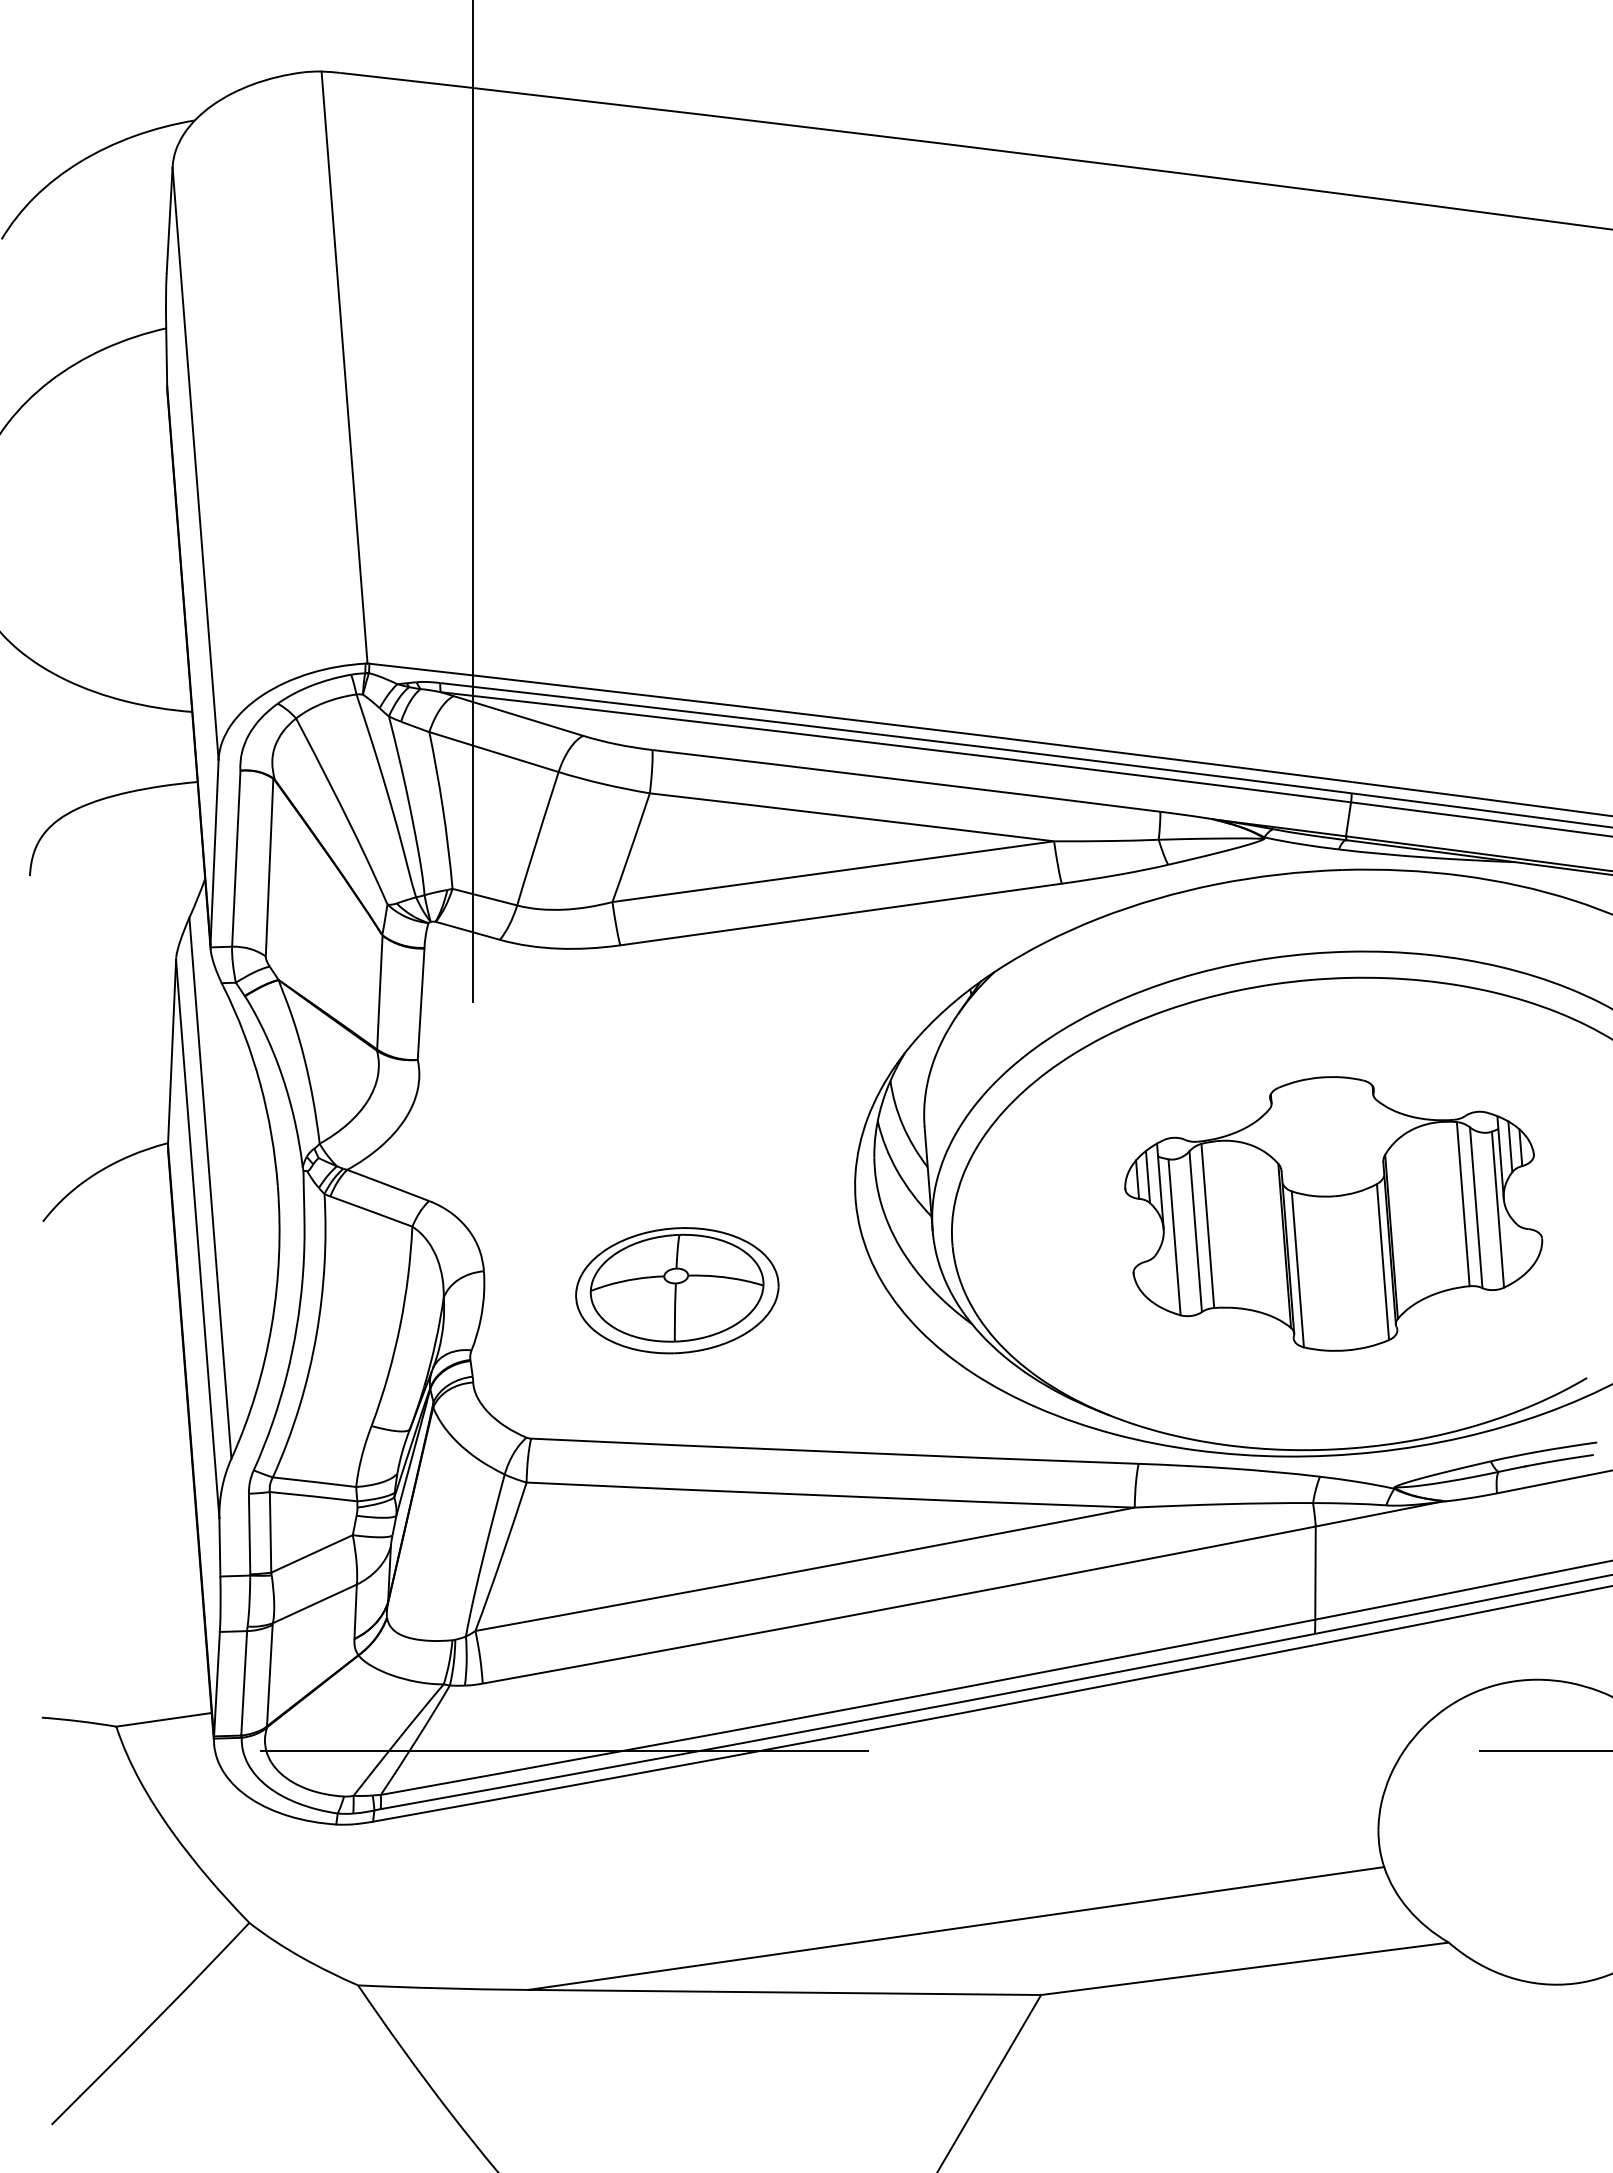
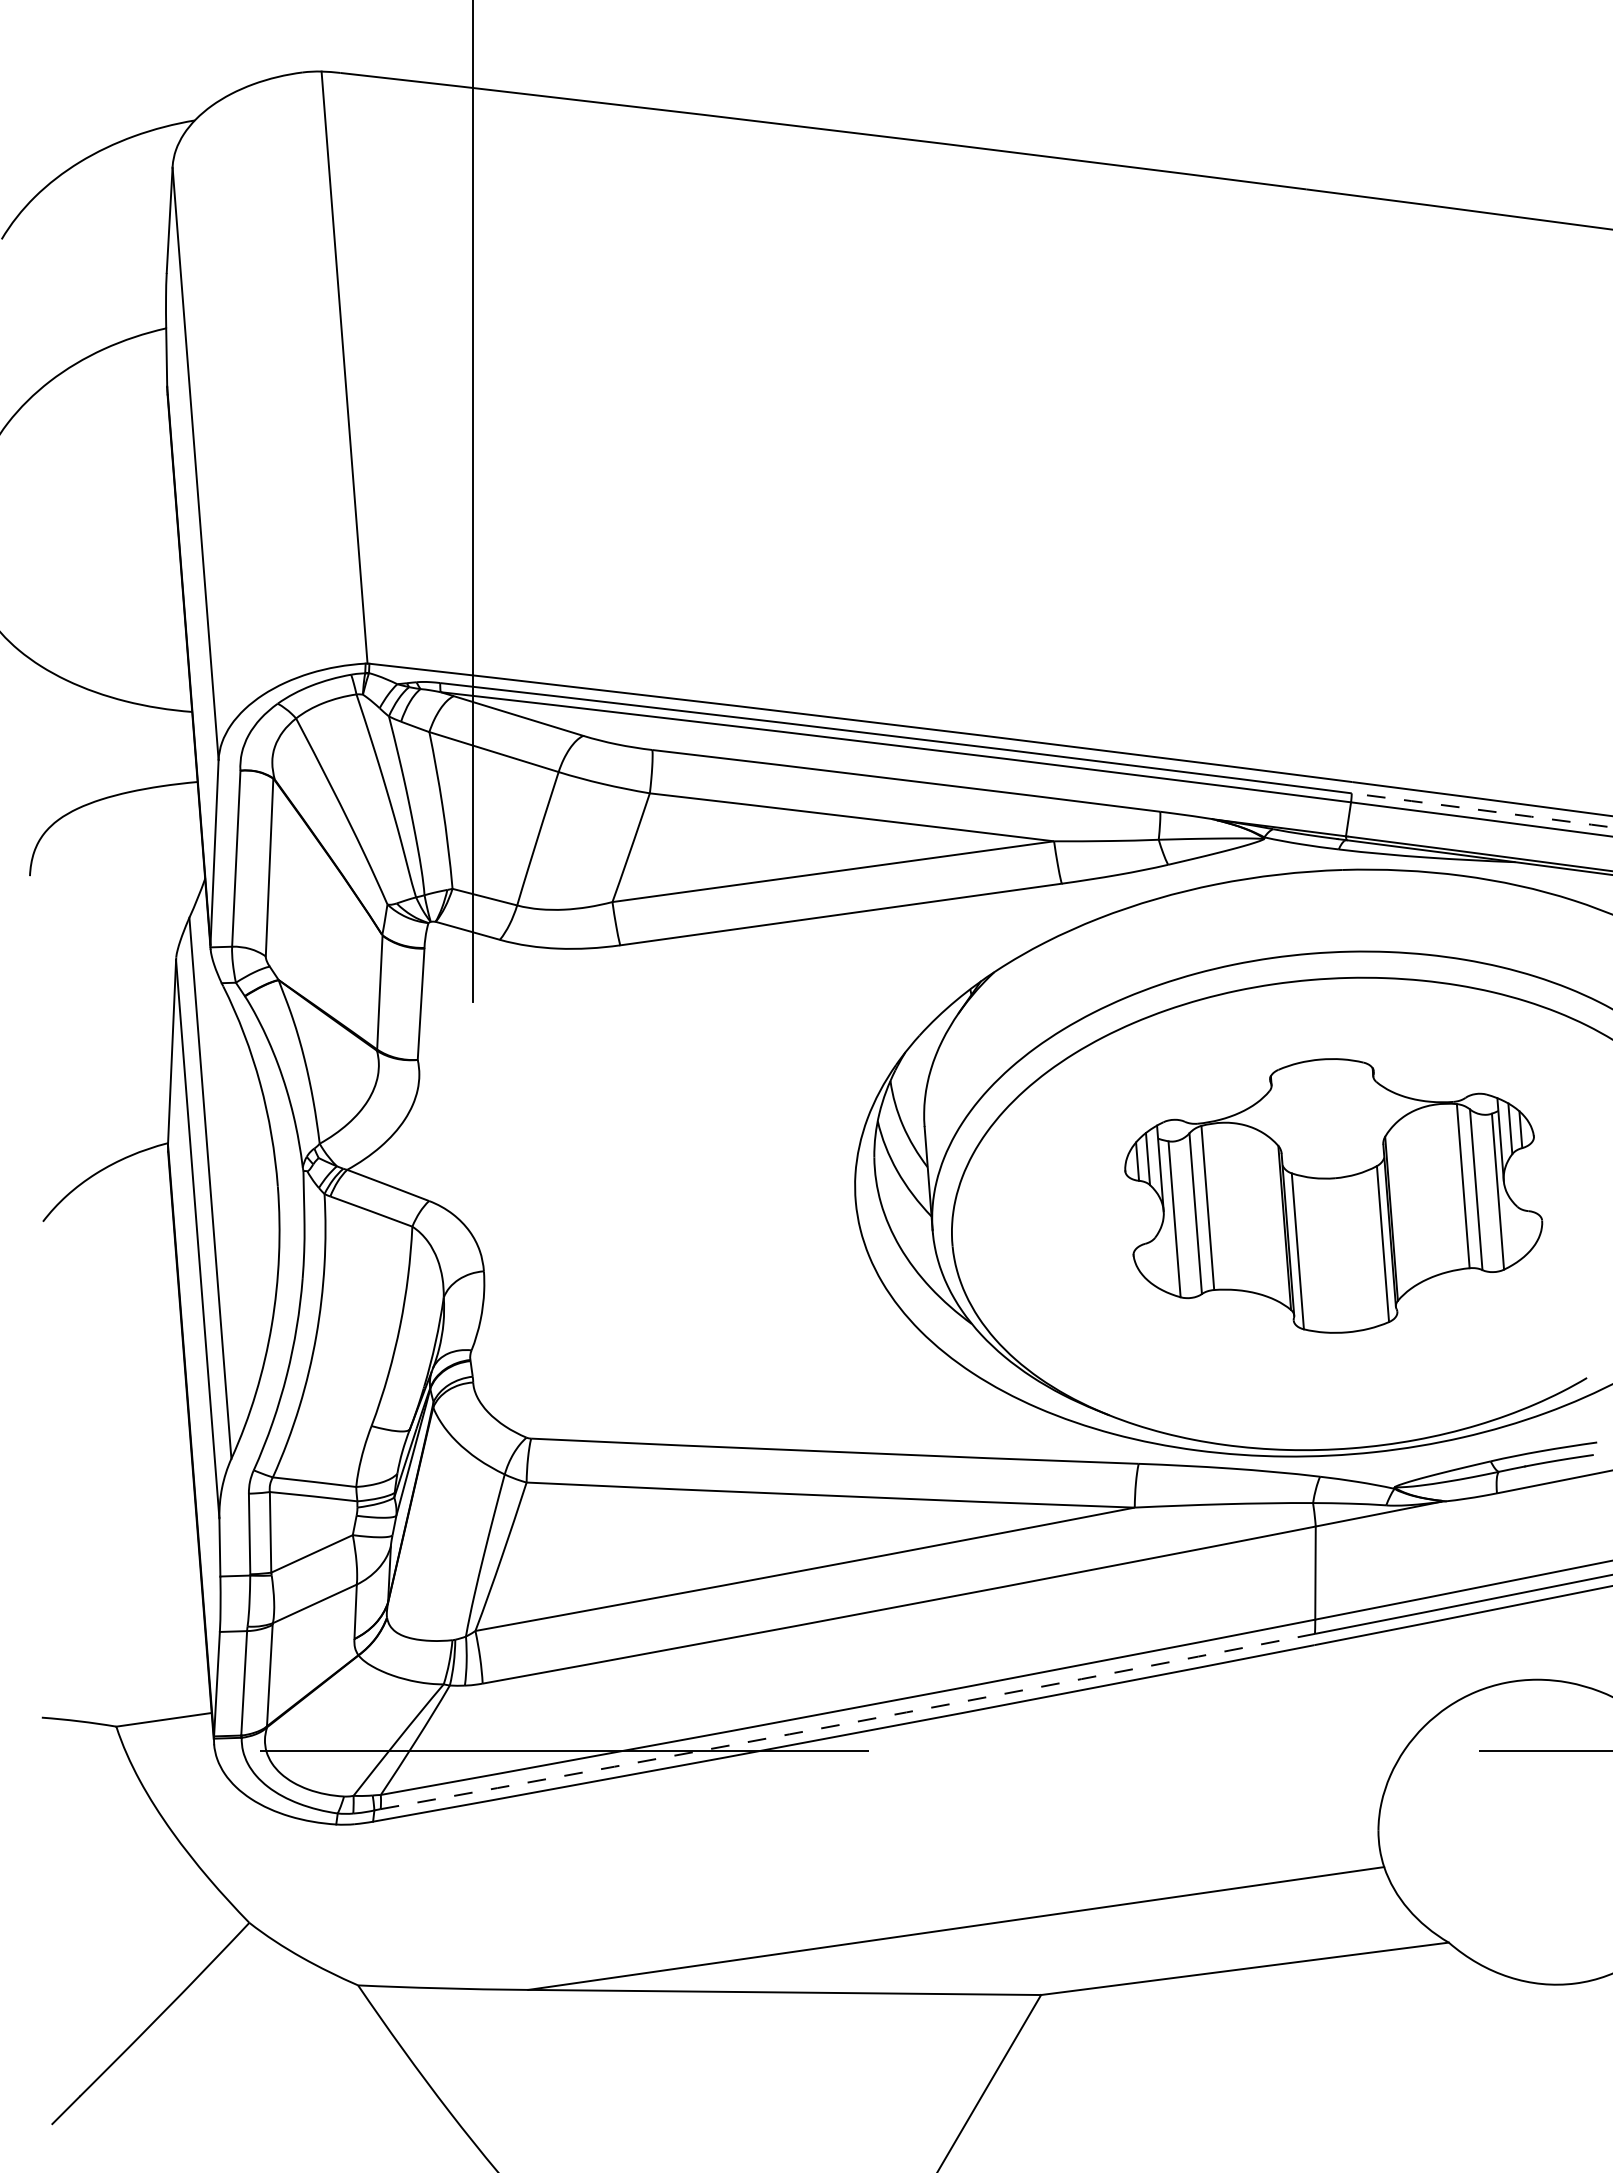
arc: solid -> dashed (1482, 810)
part position: (1333, 1213) -> (1333, 1195) (1333, 1195)
part: present -> none (677, 1290)
arc: solid -> dashed (848, 1723)
